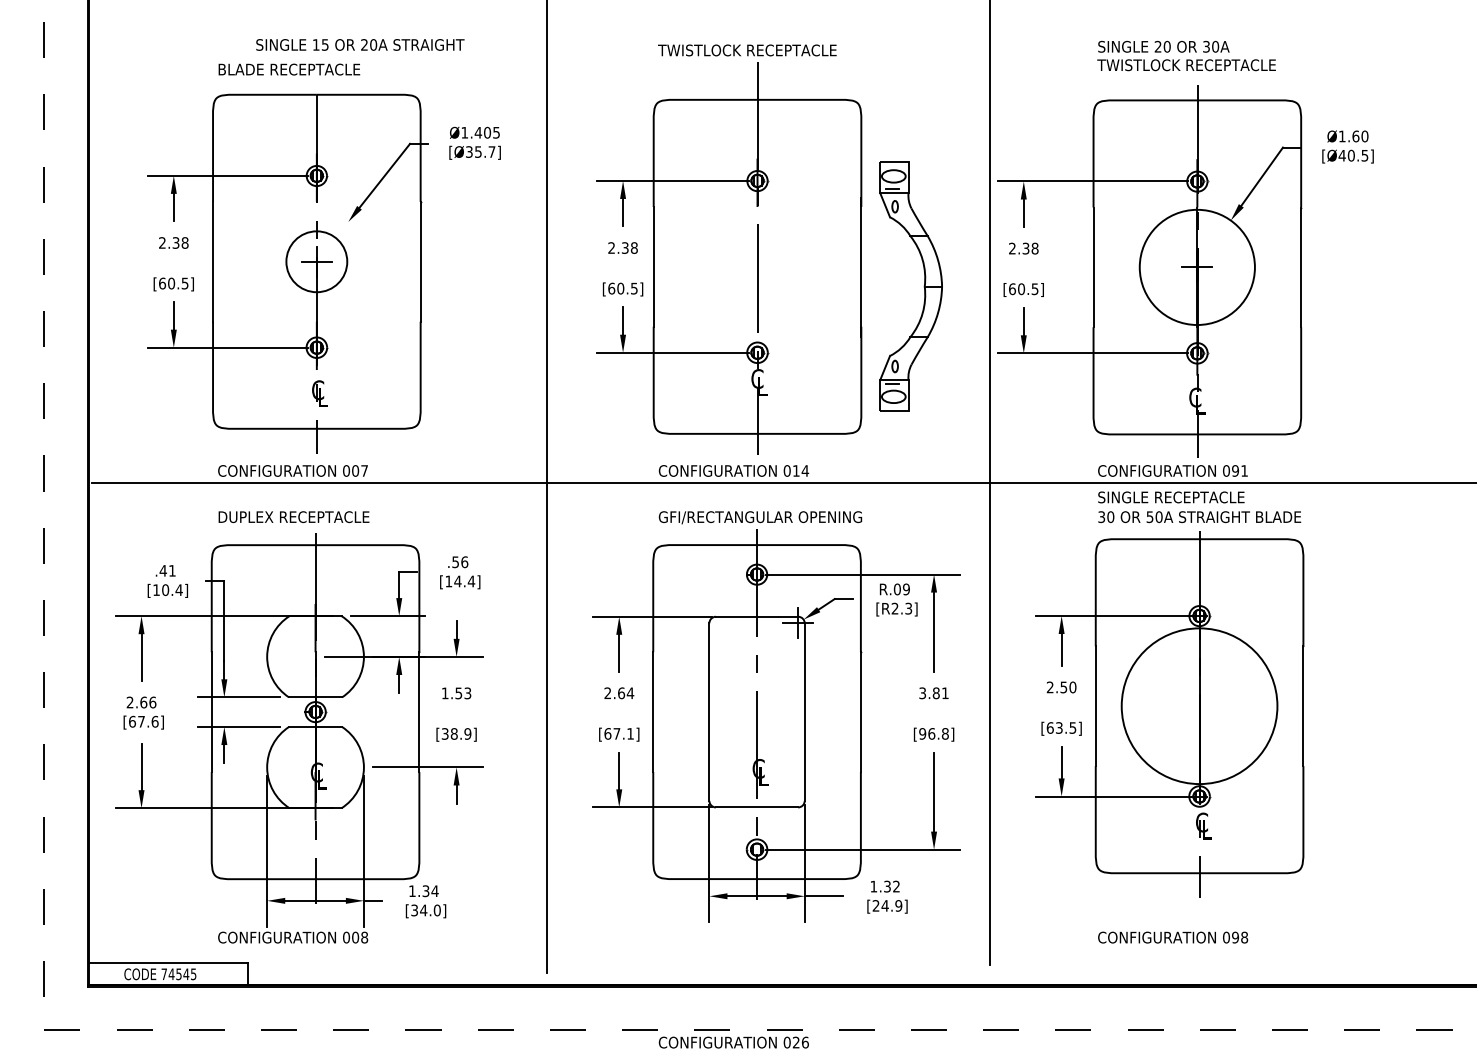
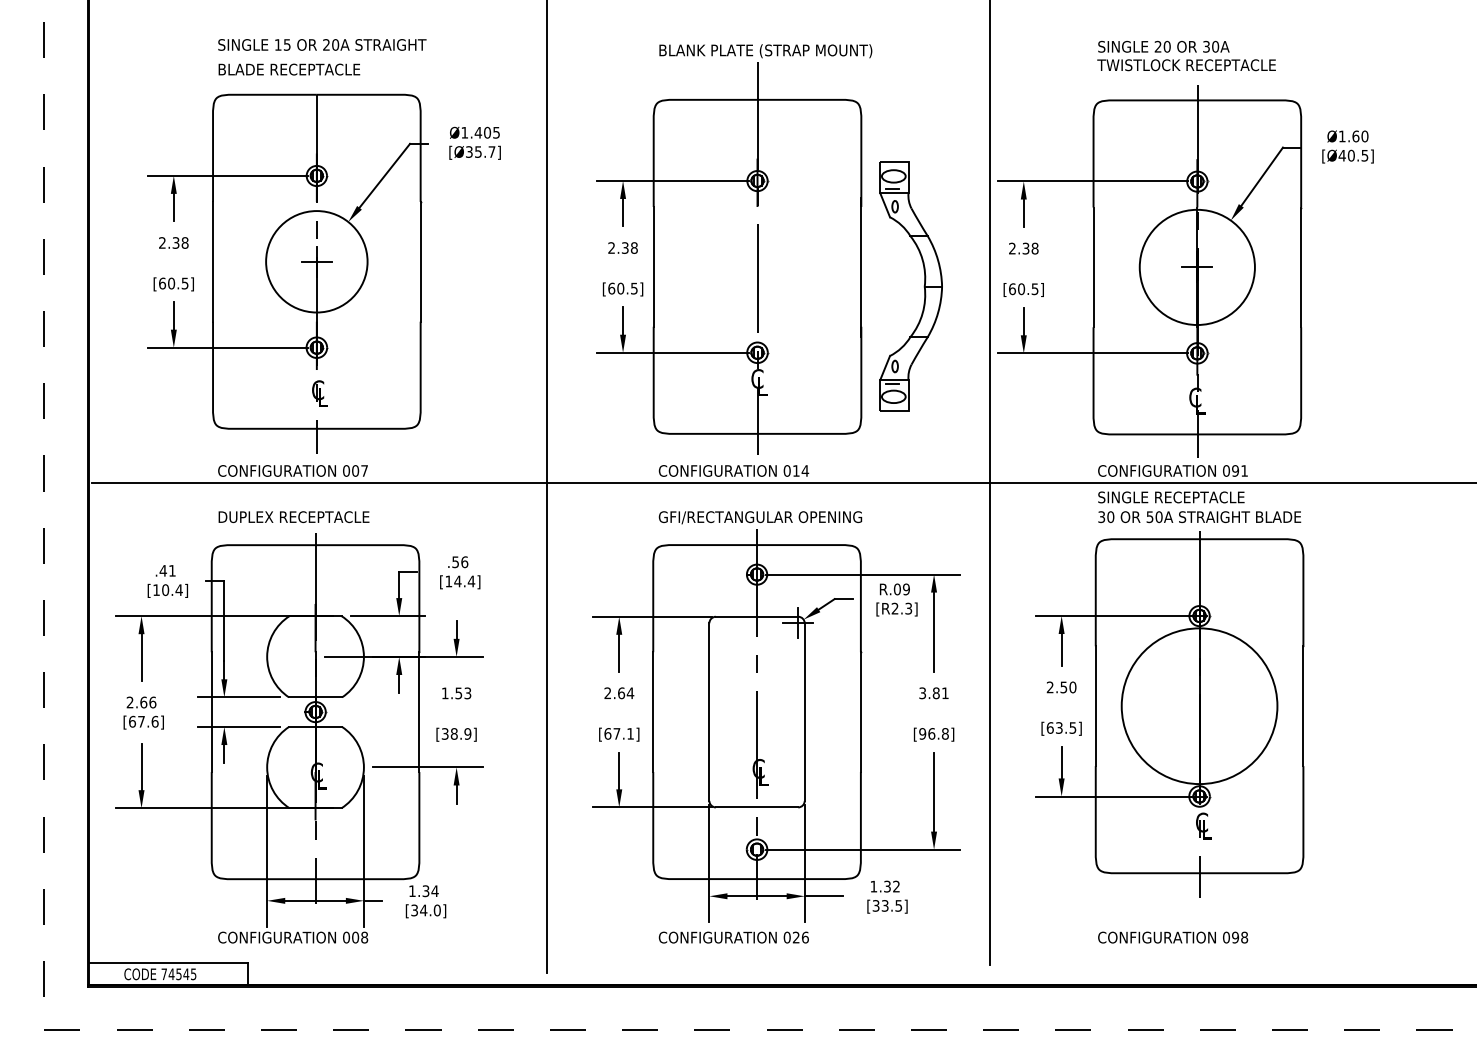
text position: (360, 44) -> (322, 44) (322, 44)
text: TWISTLOCK RECEPTACLE -> BLANK PLATE (STRAP MOUNT) (765, 51)
circle diameter: 61 px -> 101 px (316, 261)
text: [24.9] -> [33.5] (887, 905)
text position: (733, 1042) -> (733, 937) (733, 937)
